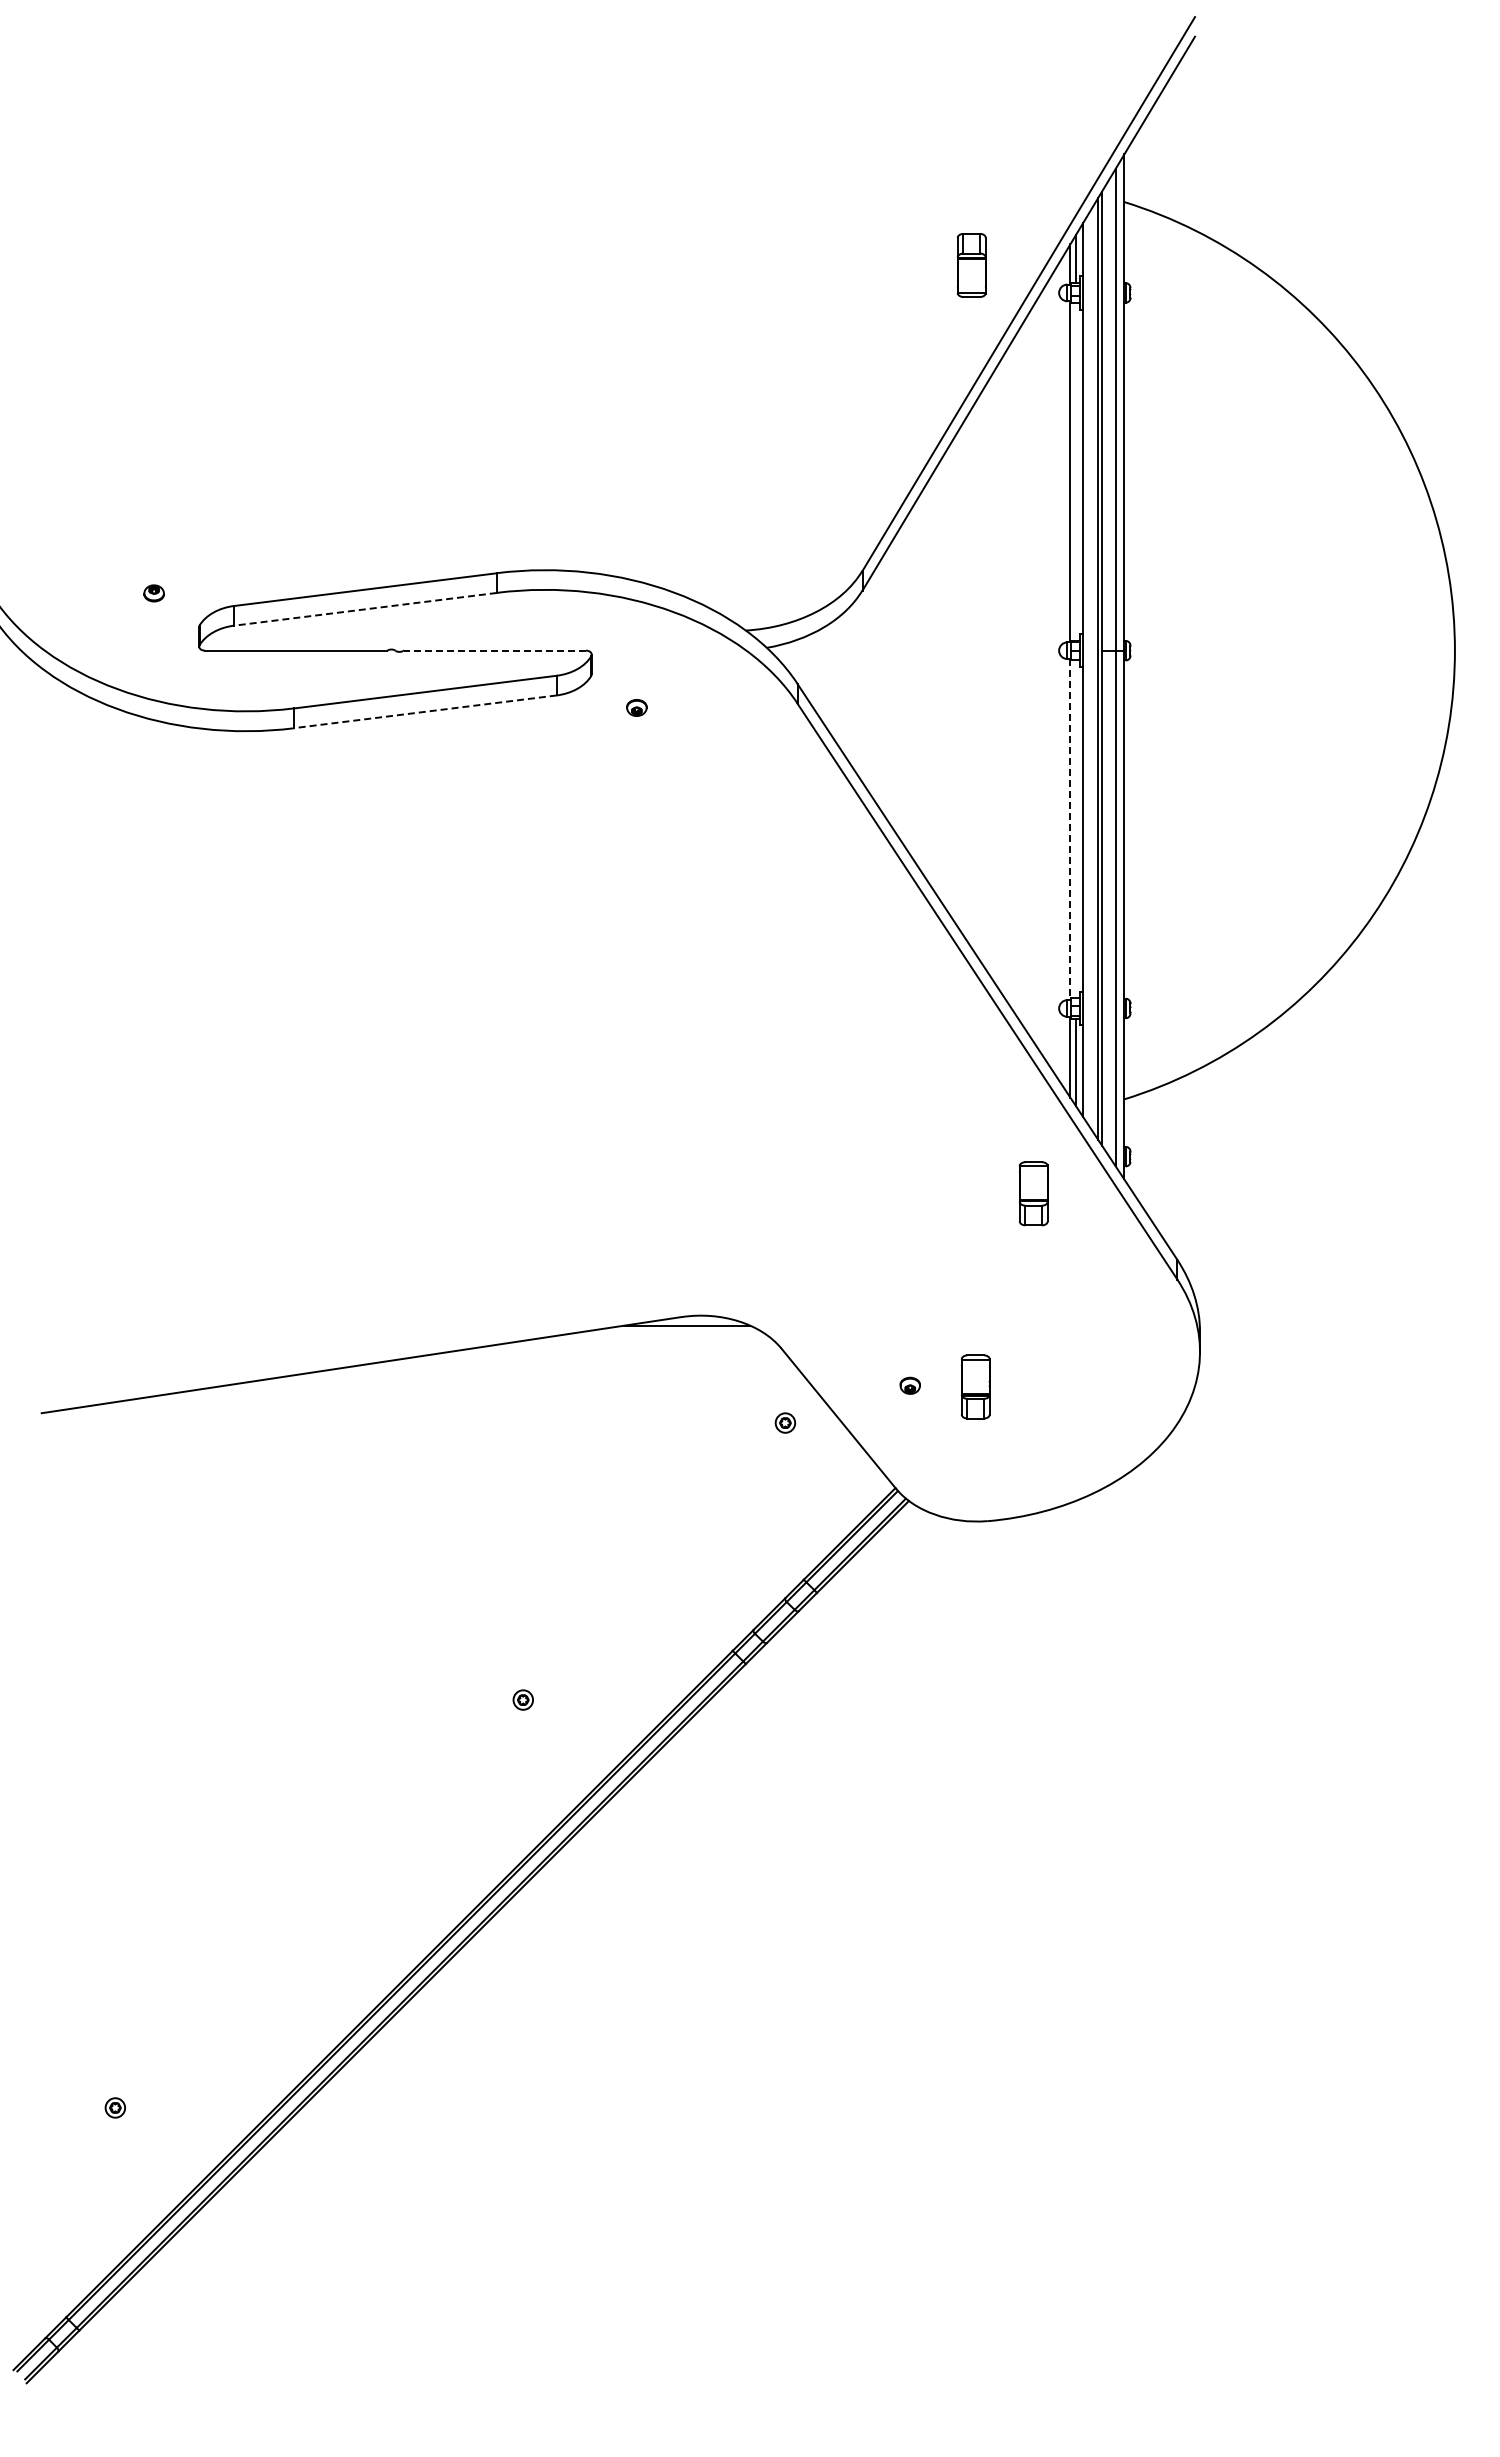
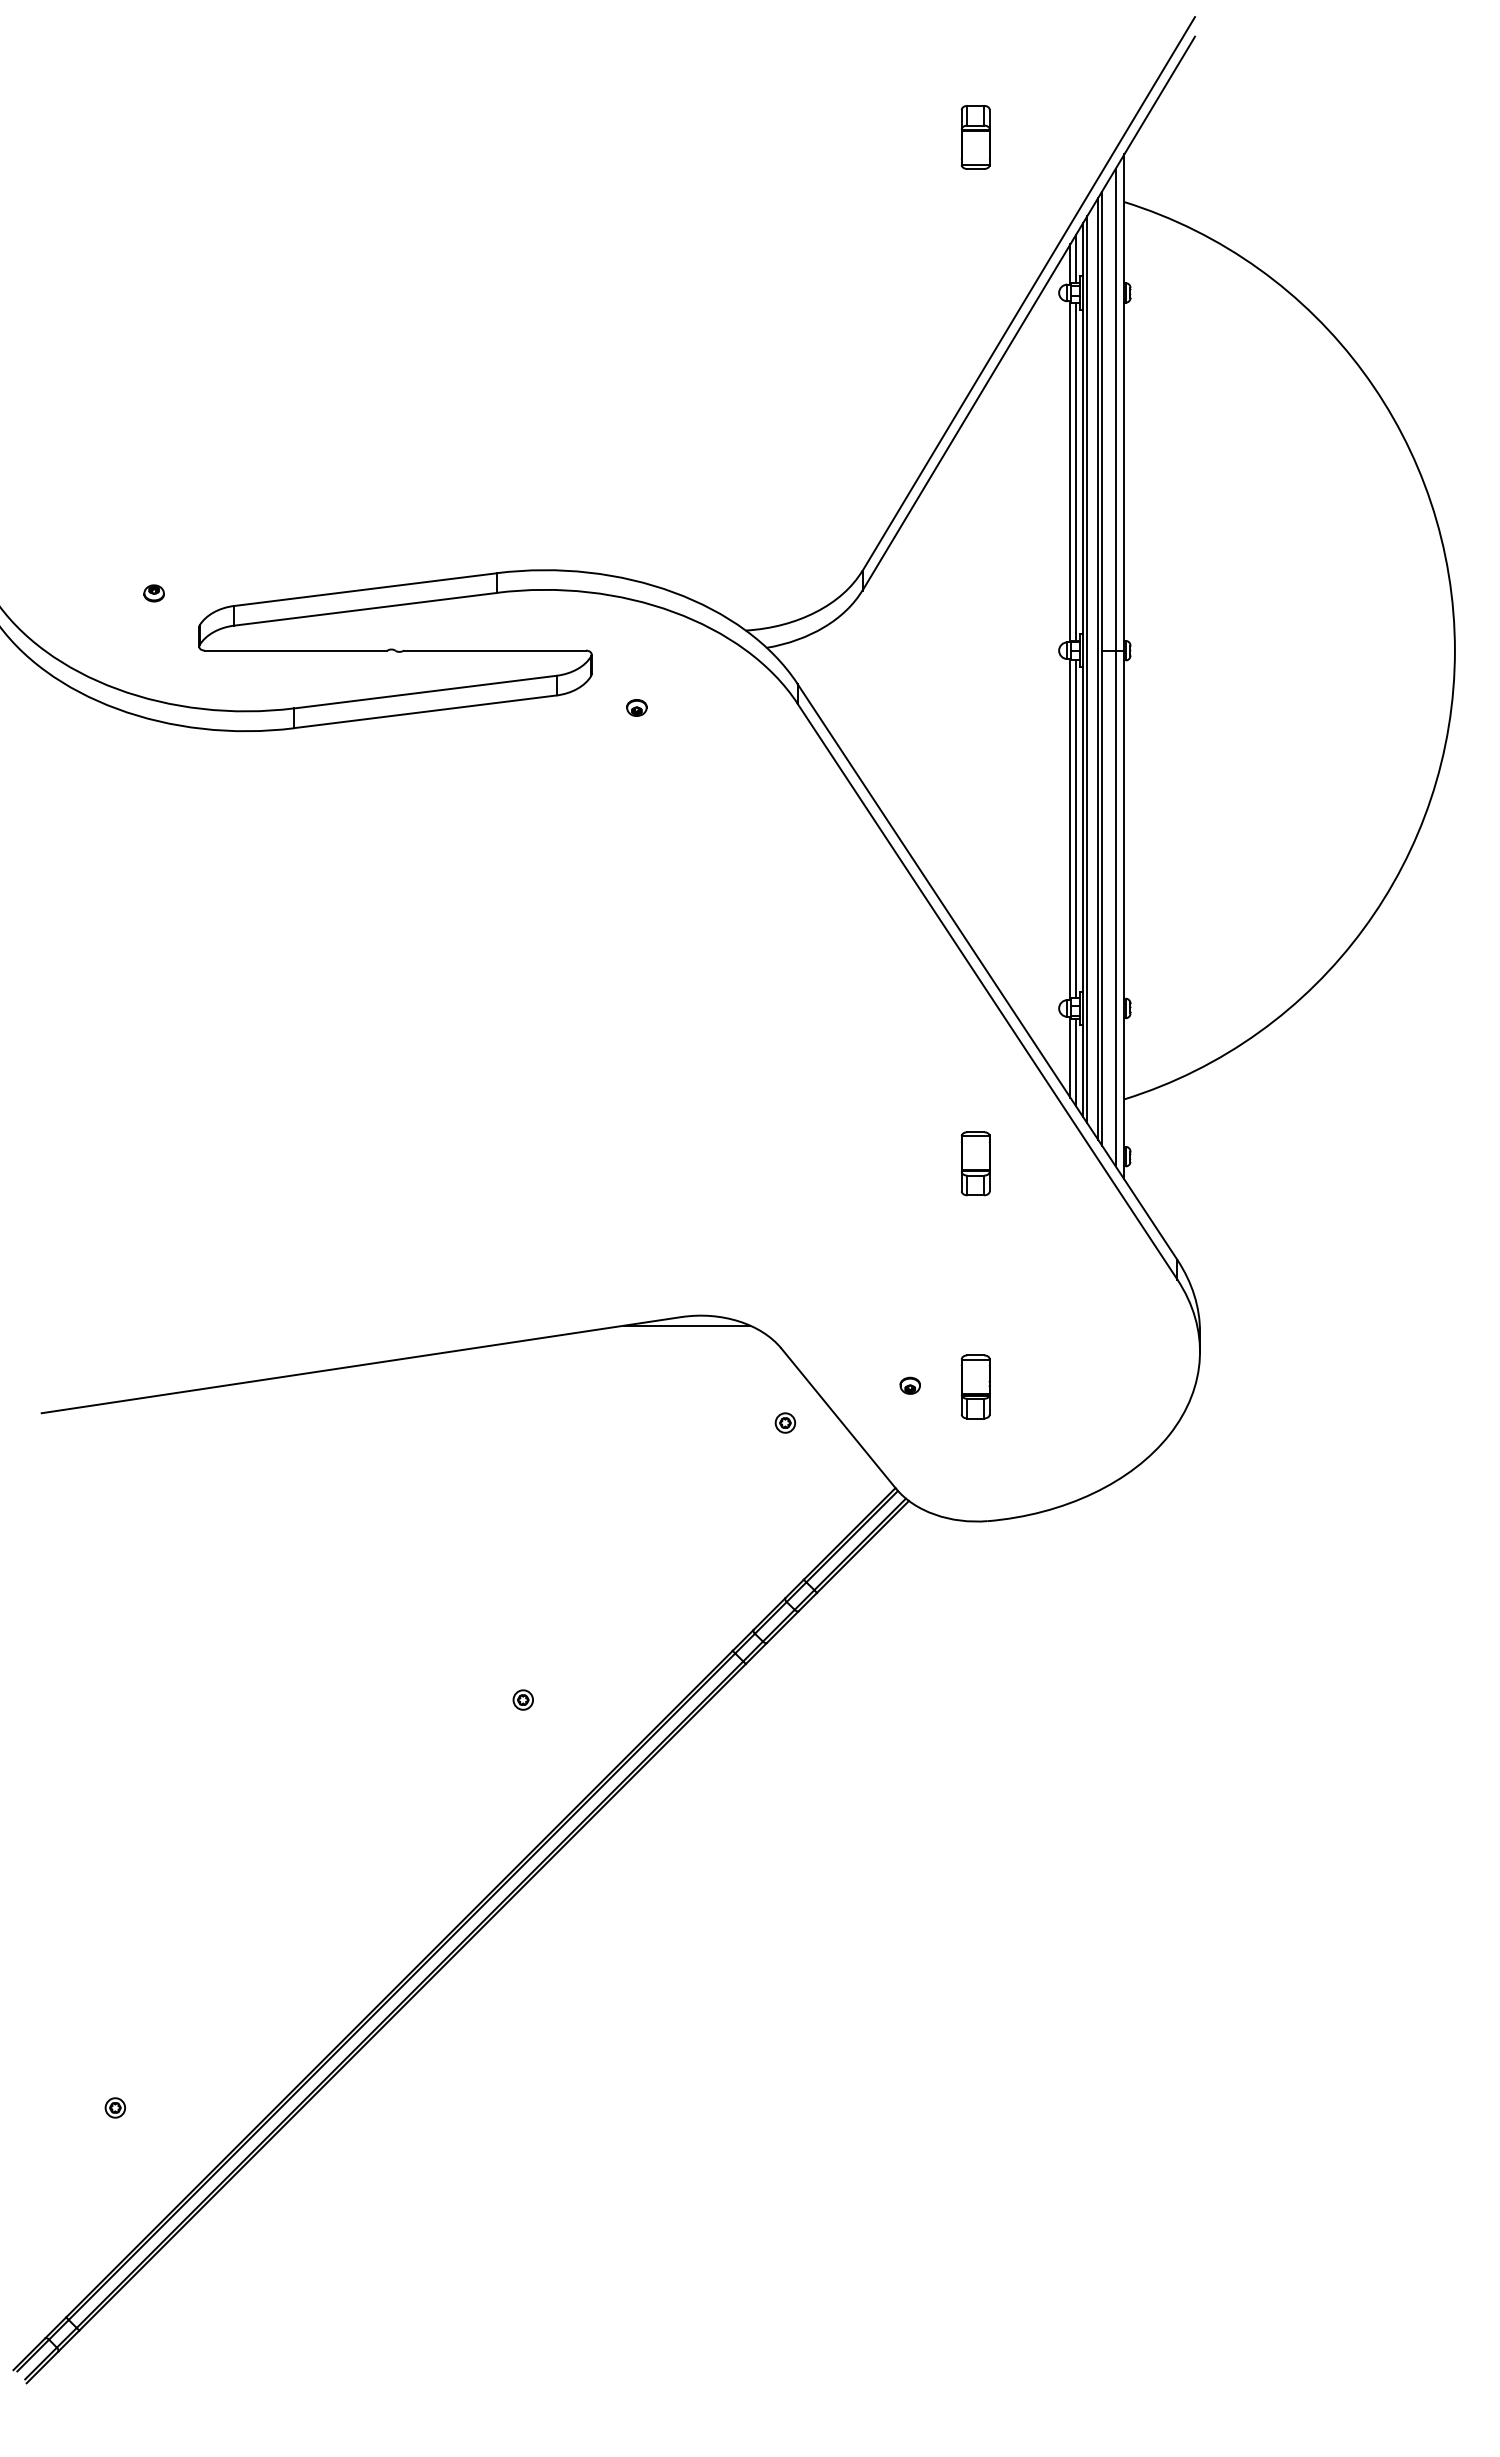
part position: (971, 265) -> (975, 137) (975, 137)
line: none -> present (1076, 472)
line: dashed -> solid (365, 609)
line: dashed -> solid (495, 650)
line: none -> present (1087, 669)
line: dashed -> solid (424, 711)
line: dashed -> solid (1070, 829)
line: none -> present (1076, 829)
part position: (1033, 1193) -> (975, 1163) (975, 1163)
